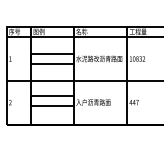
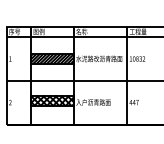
hatch: none -> present (52, 58)
hatch: none -> present (52, 100)
